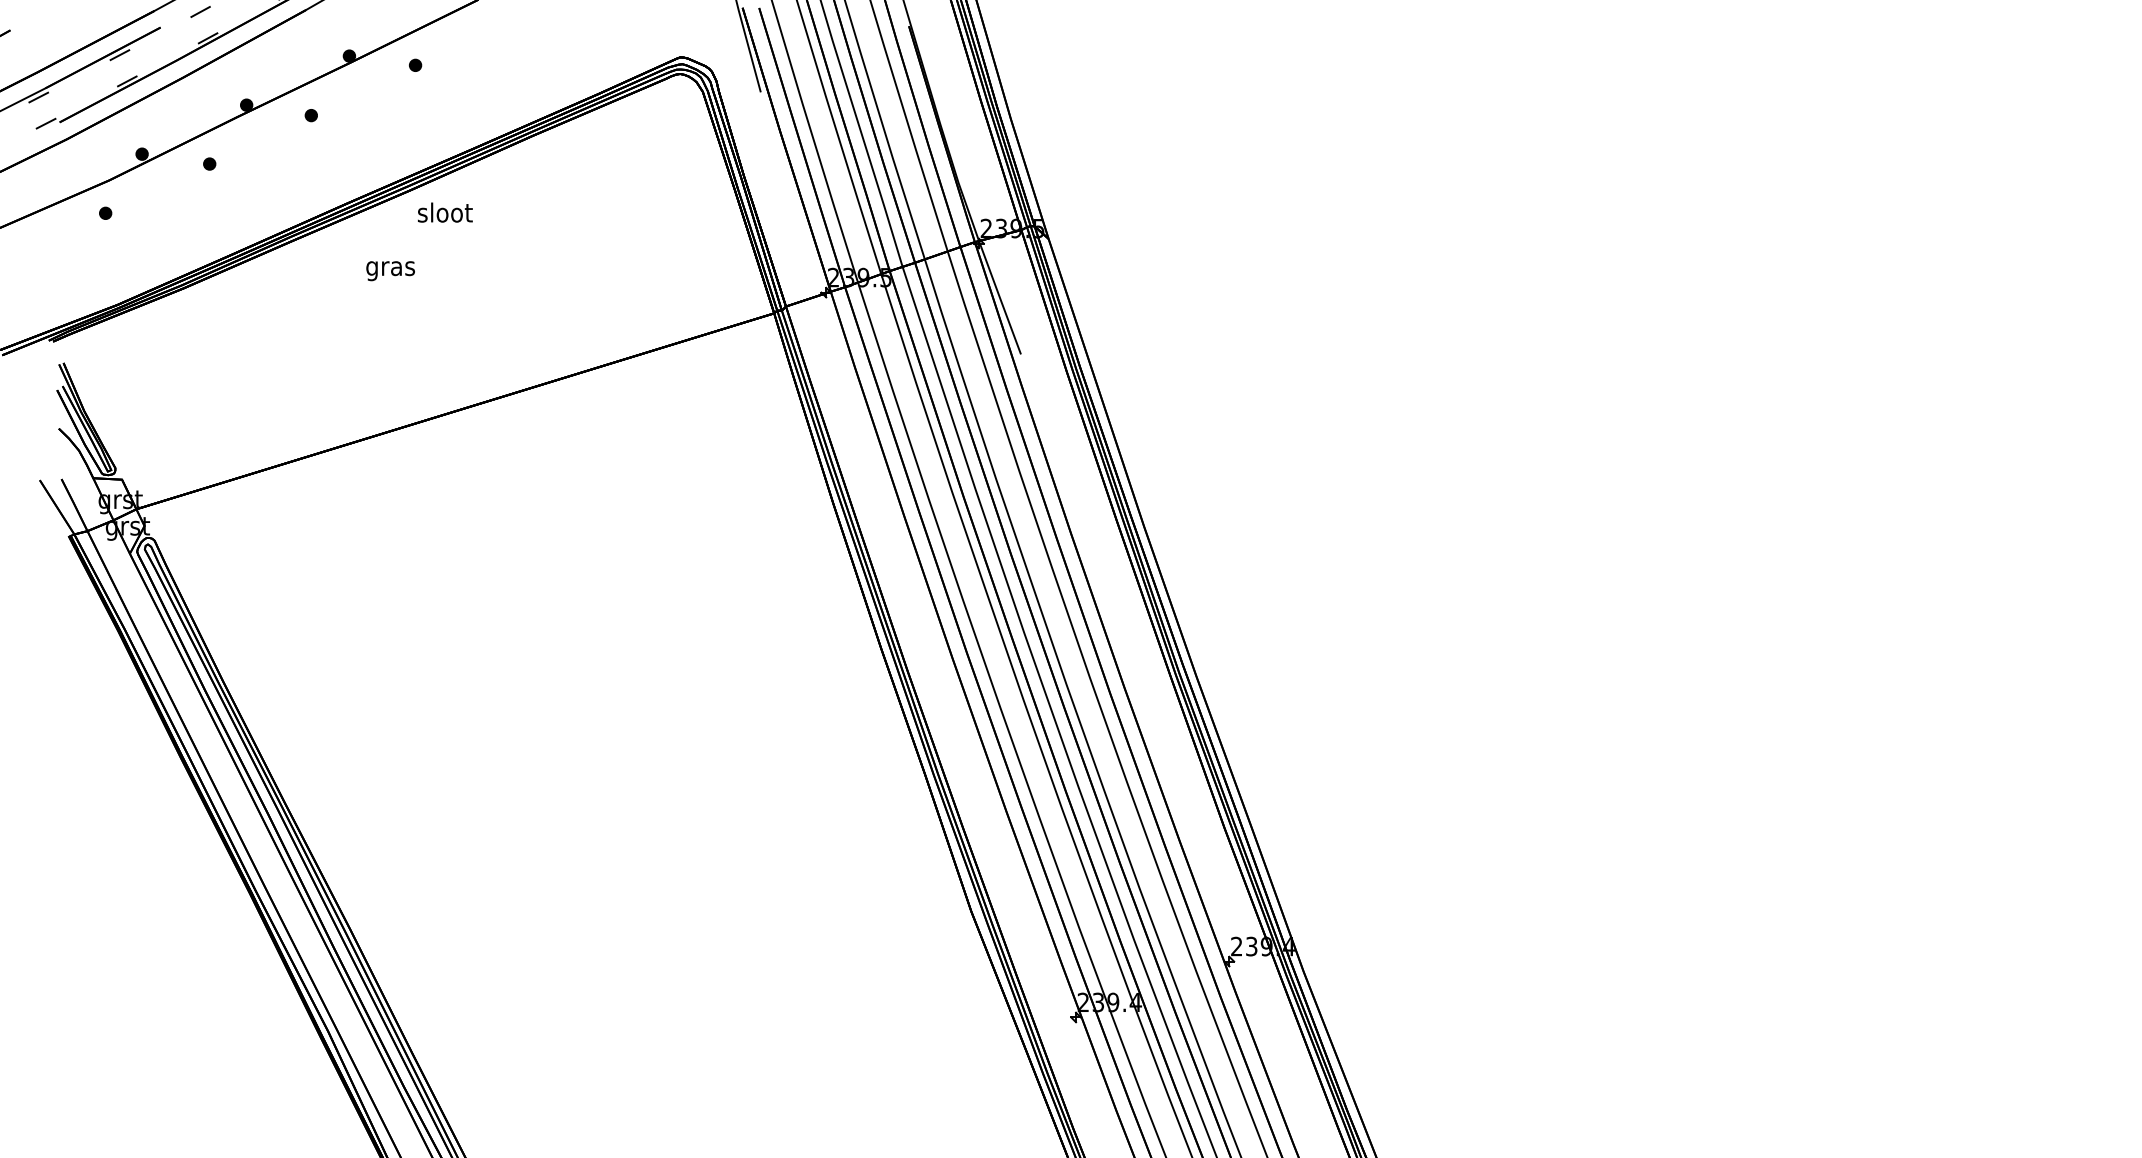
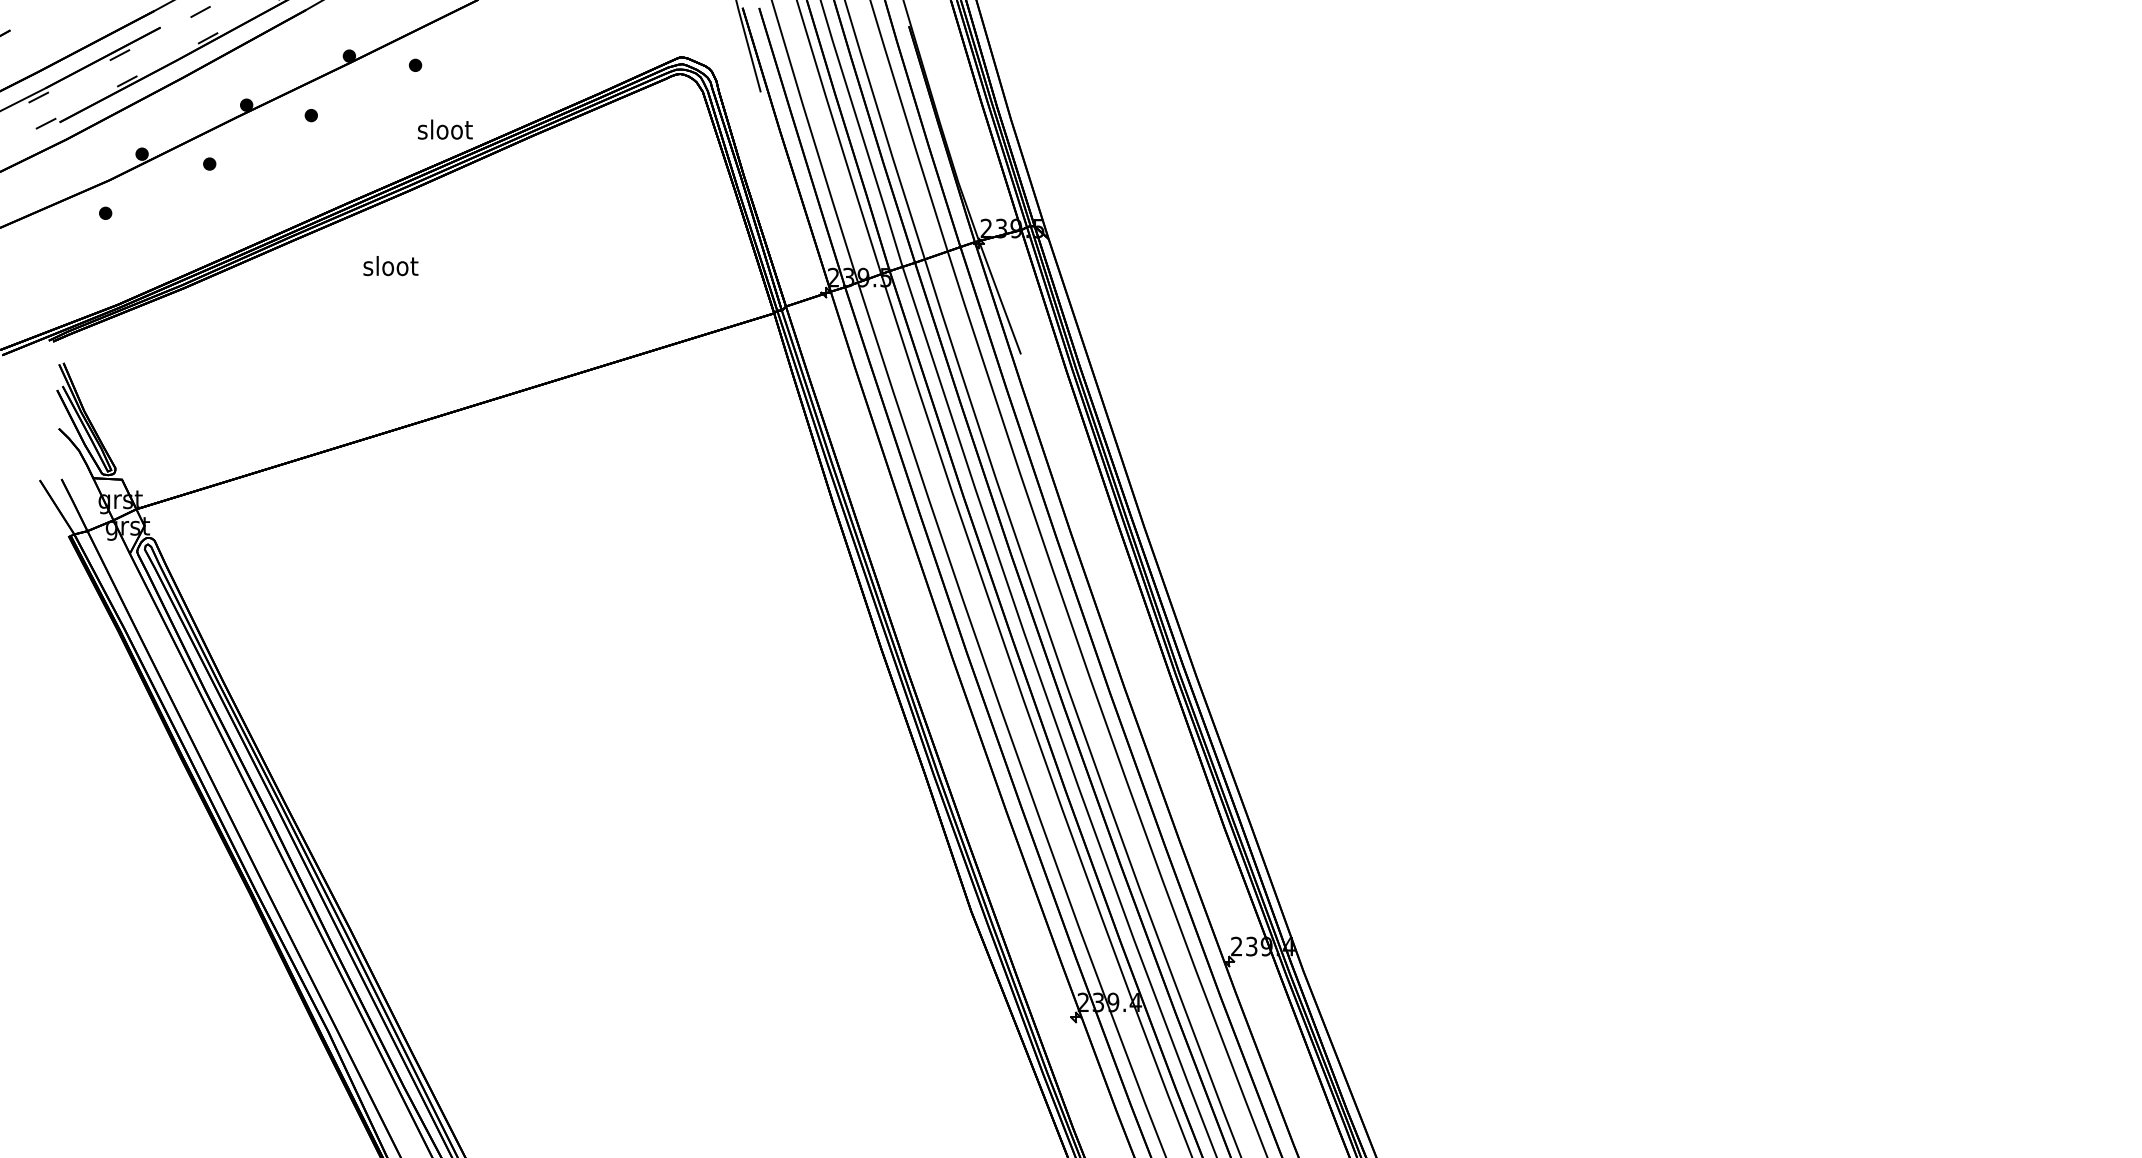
text position: (445, 212) -> (445, 129) (445, 129)
text: gras -> sloot (390, 268)
